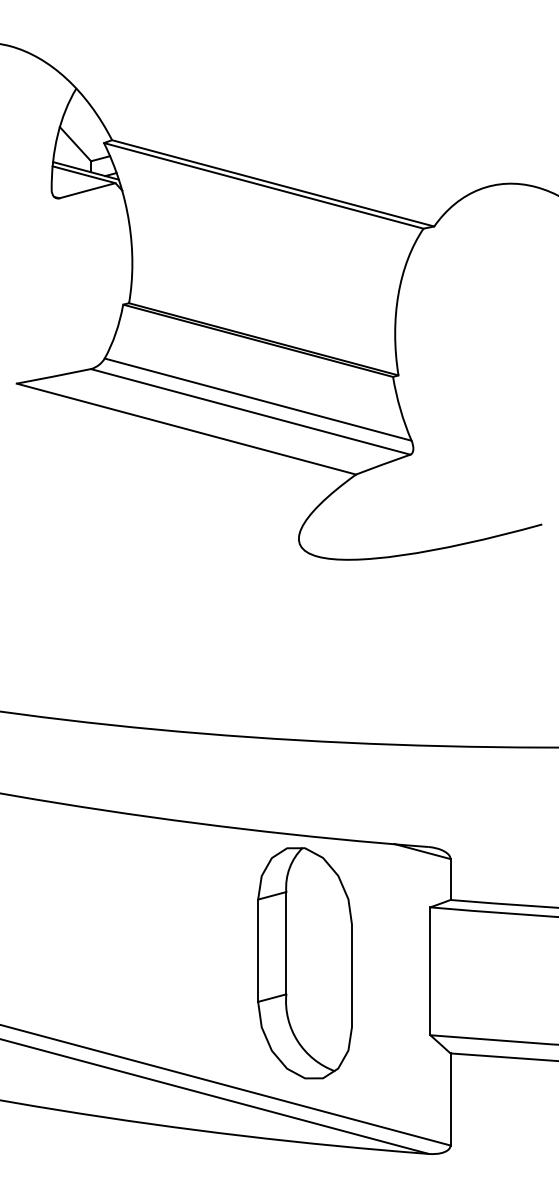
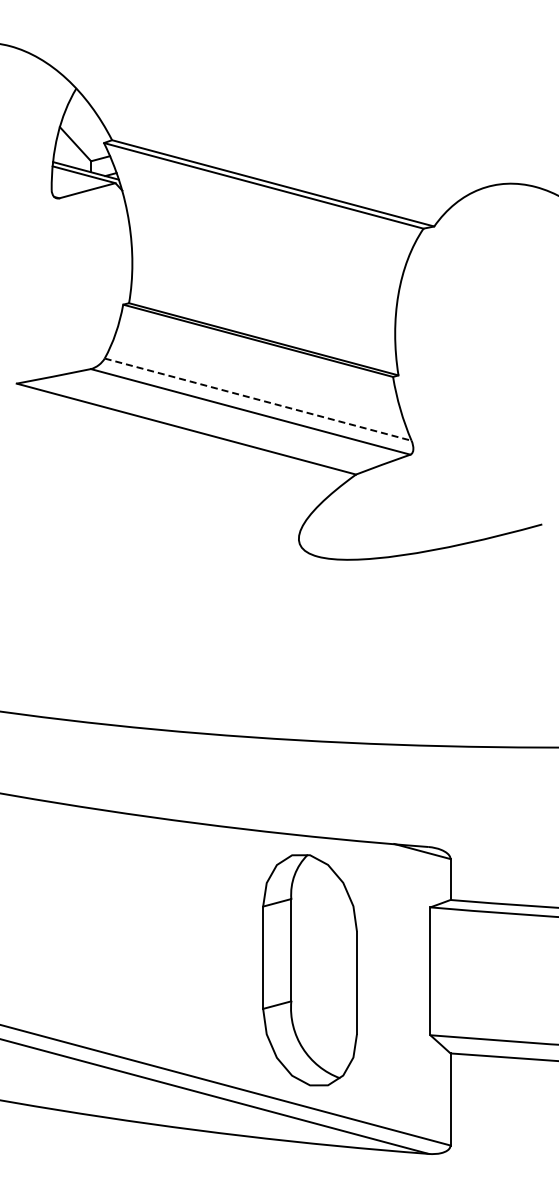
line: solid -> dashed (258, 399)
part position: (304, 963) -> (309, 970) (309, 970)
